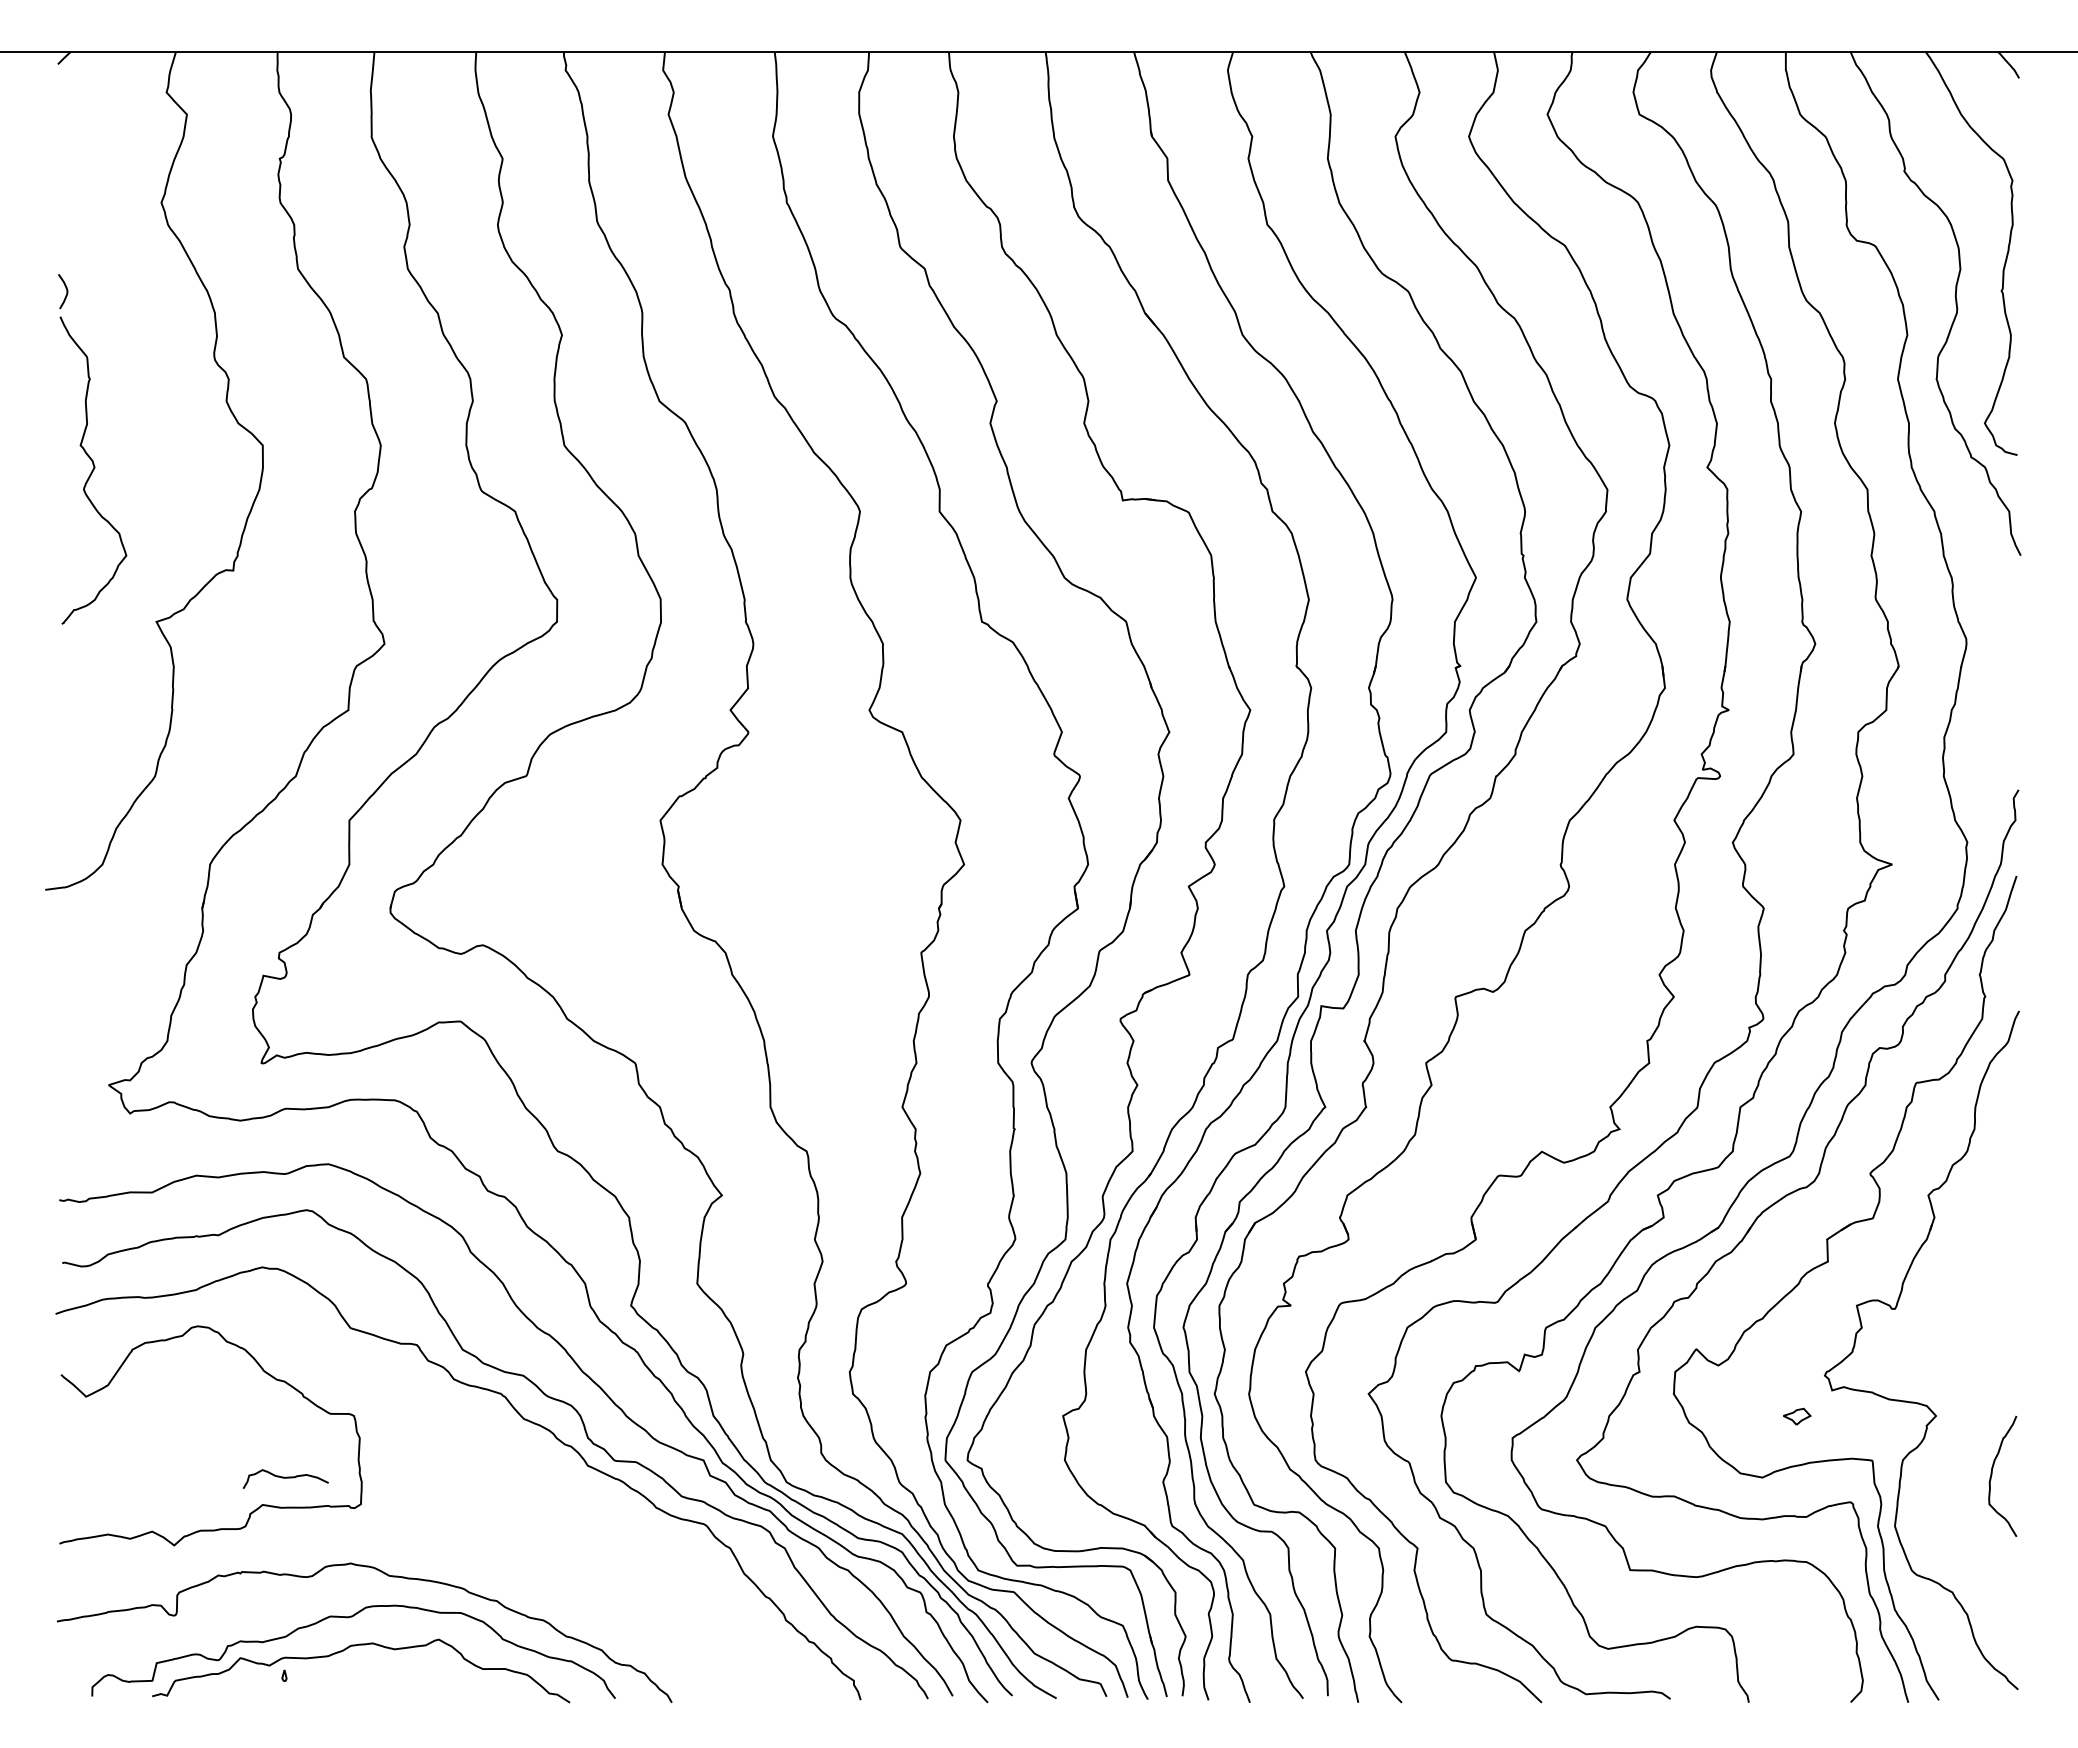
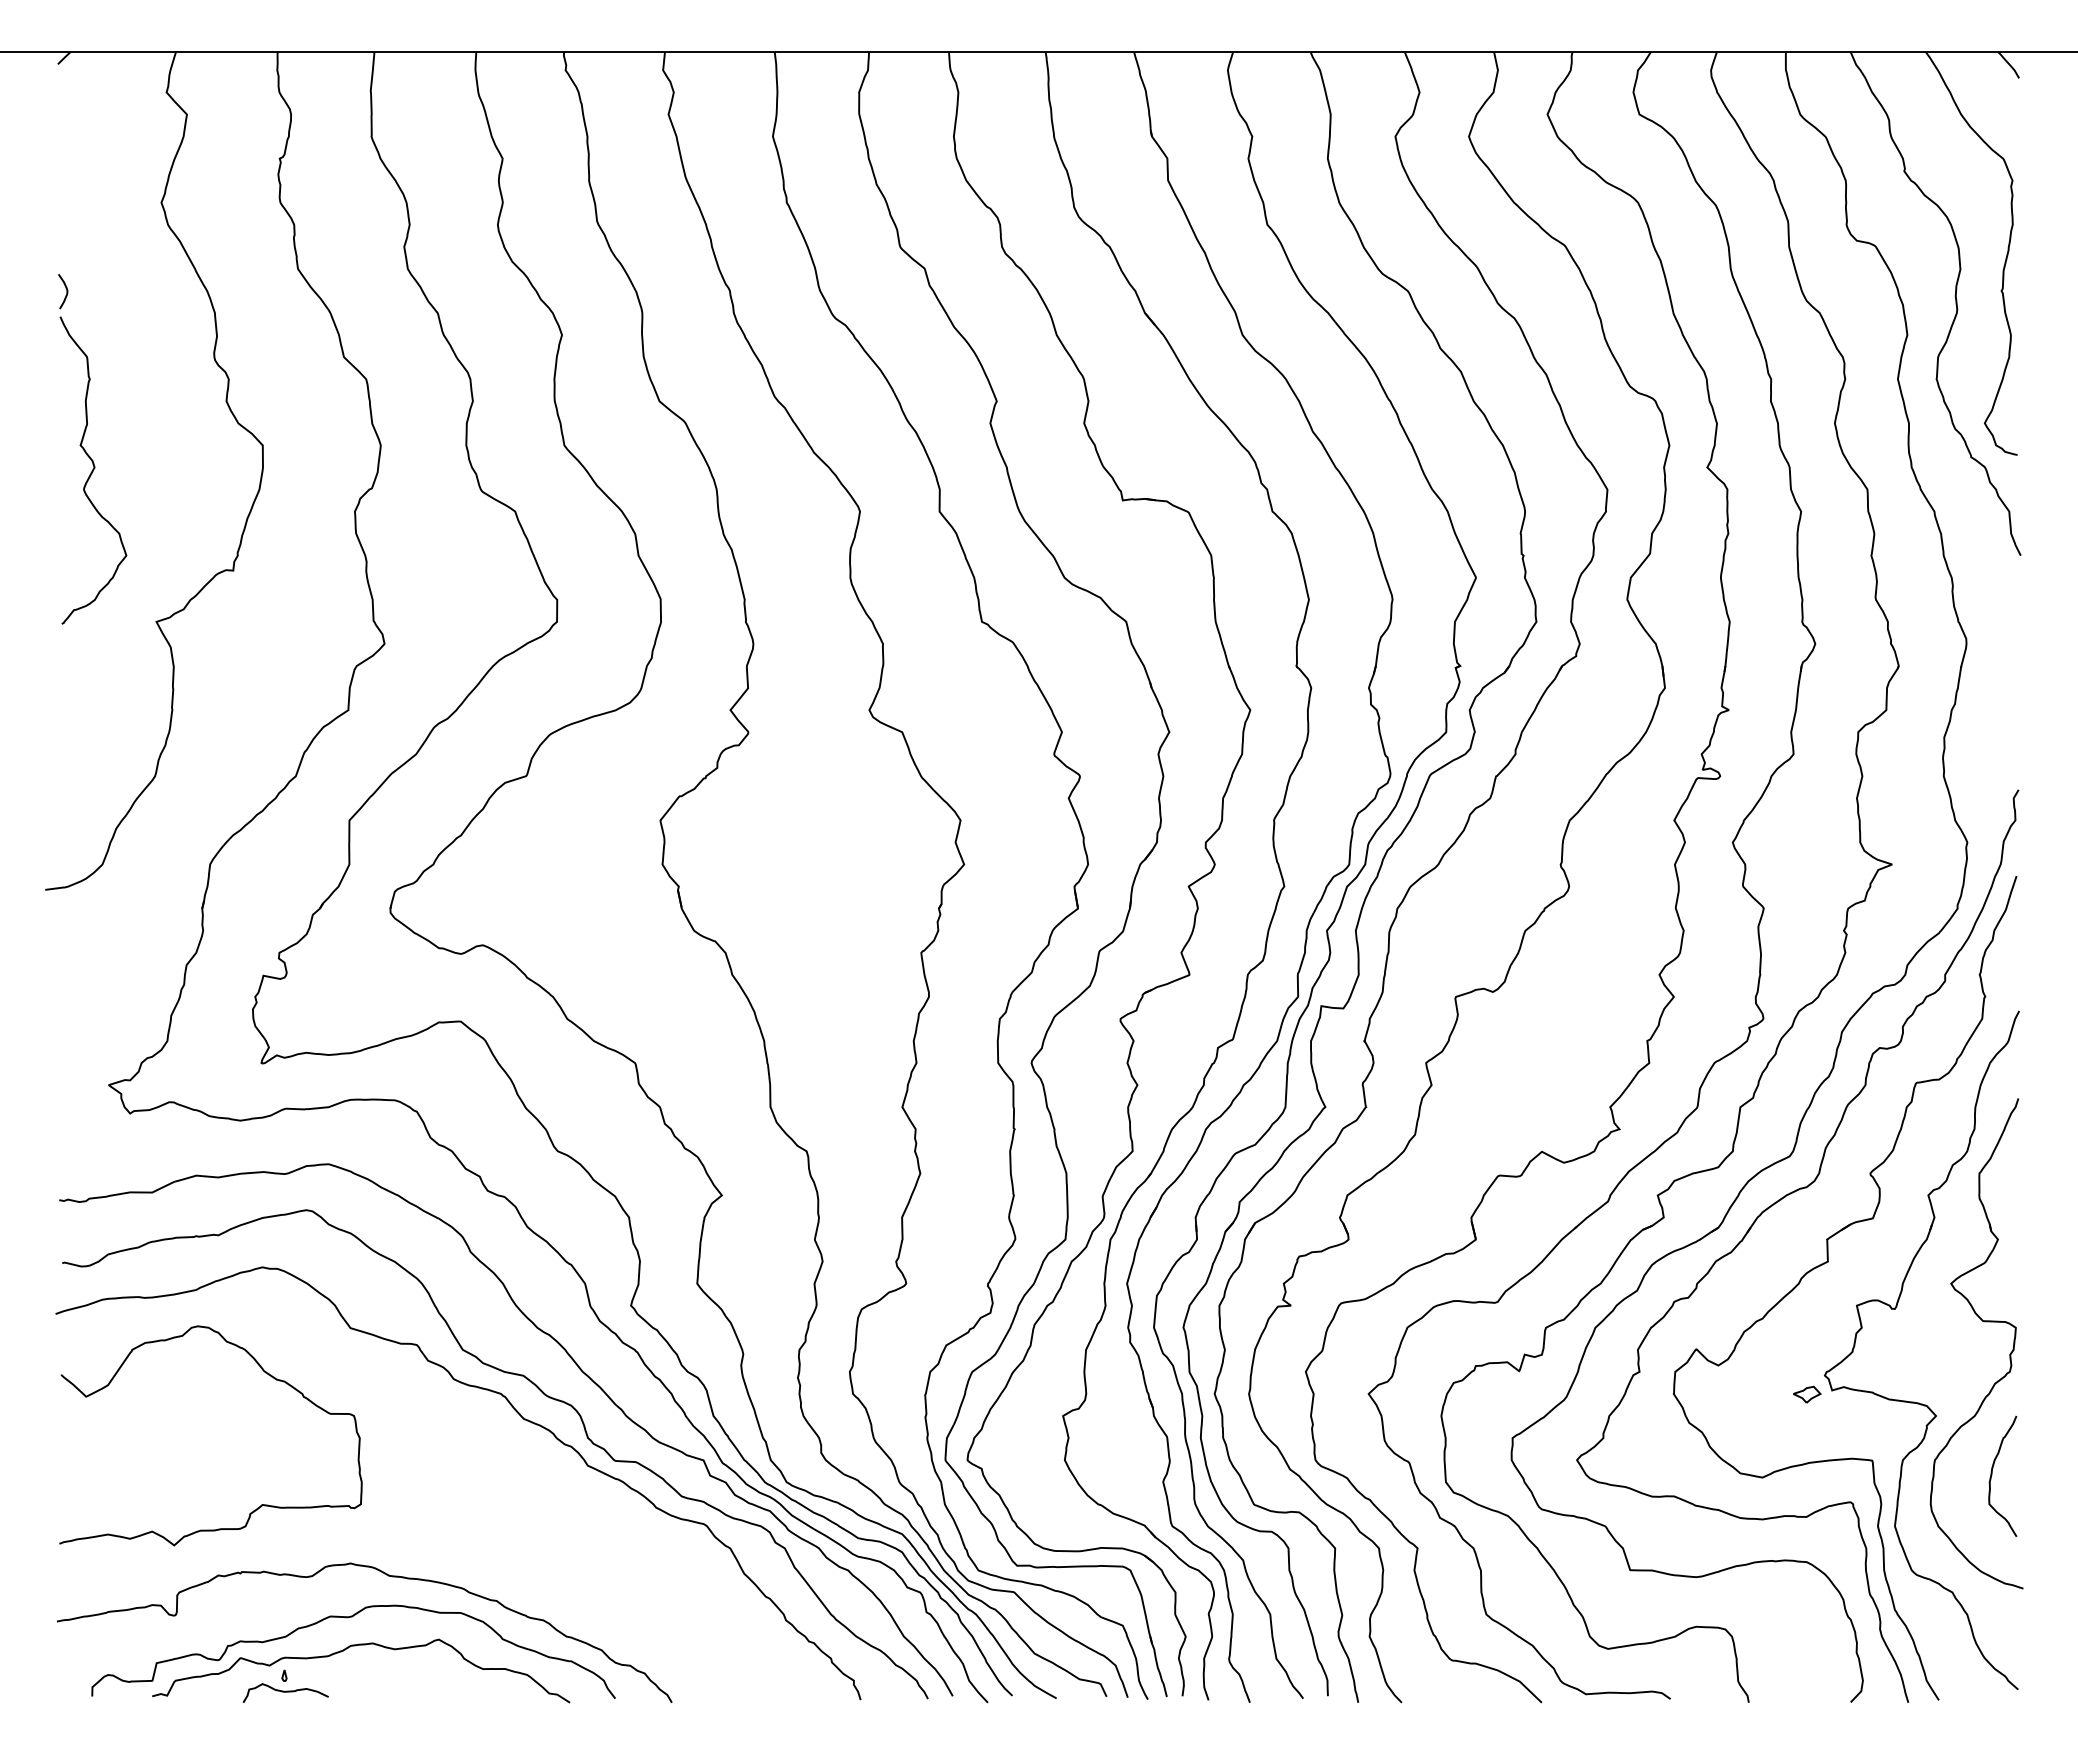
part: none -> present (1983, 1322)
part position: (1797, 1416) -> (1807, 1394) (1807, 1394)
curve position: (285, 1478) -> (285, 1692) (285, 1692)
